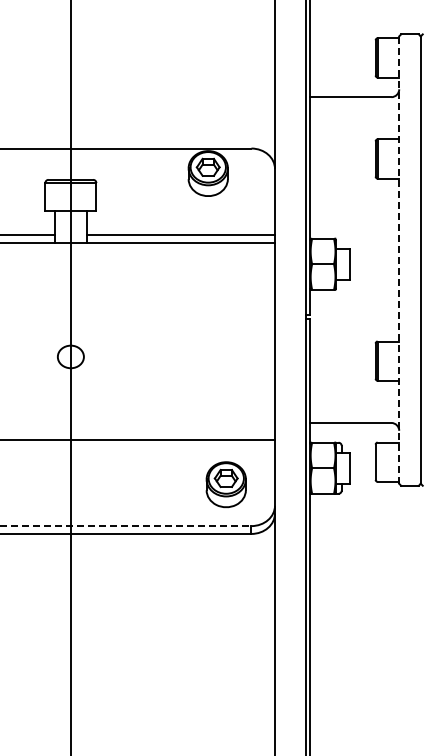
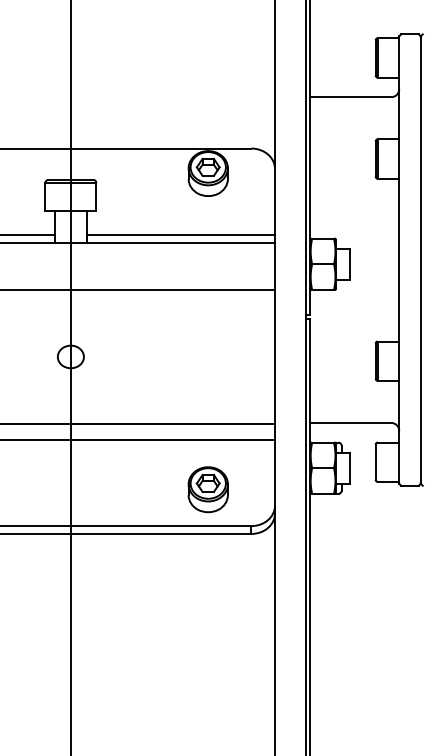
line: dashed -> solid (399, 260)
line: none -> present (138, 289)
line: none -> present (138, 424)
part position: (225, 484) -> (207, 489) (207, 489)
line: dashed -> solid (125, 526)
